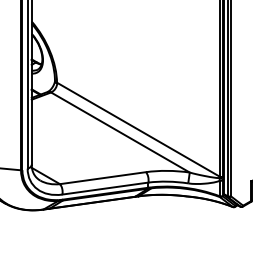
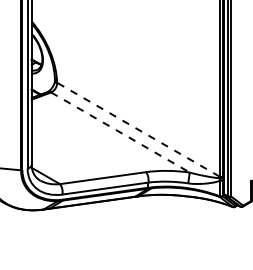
line: solid -> dashed (138, 129)
line: solid -> dashed (120, 132)
